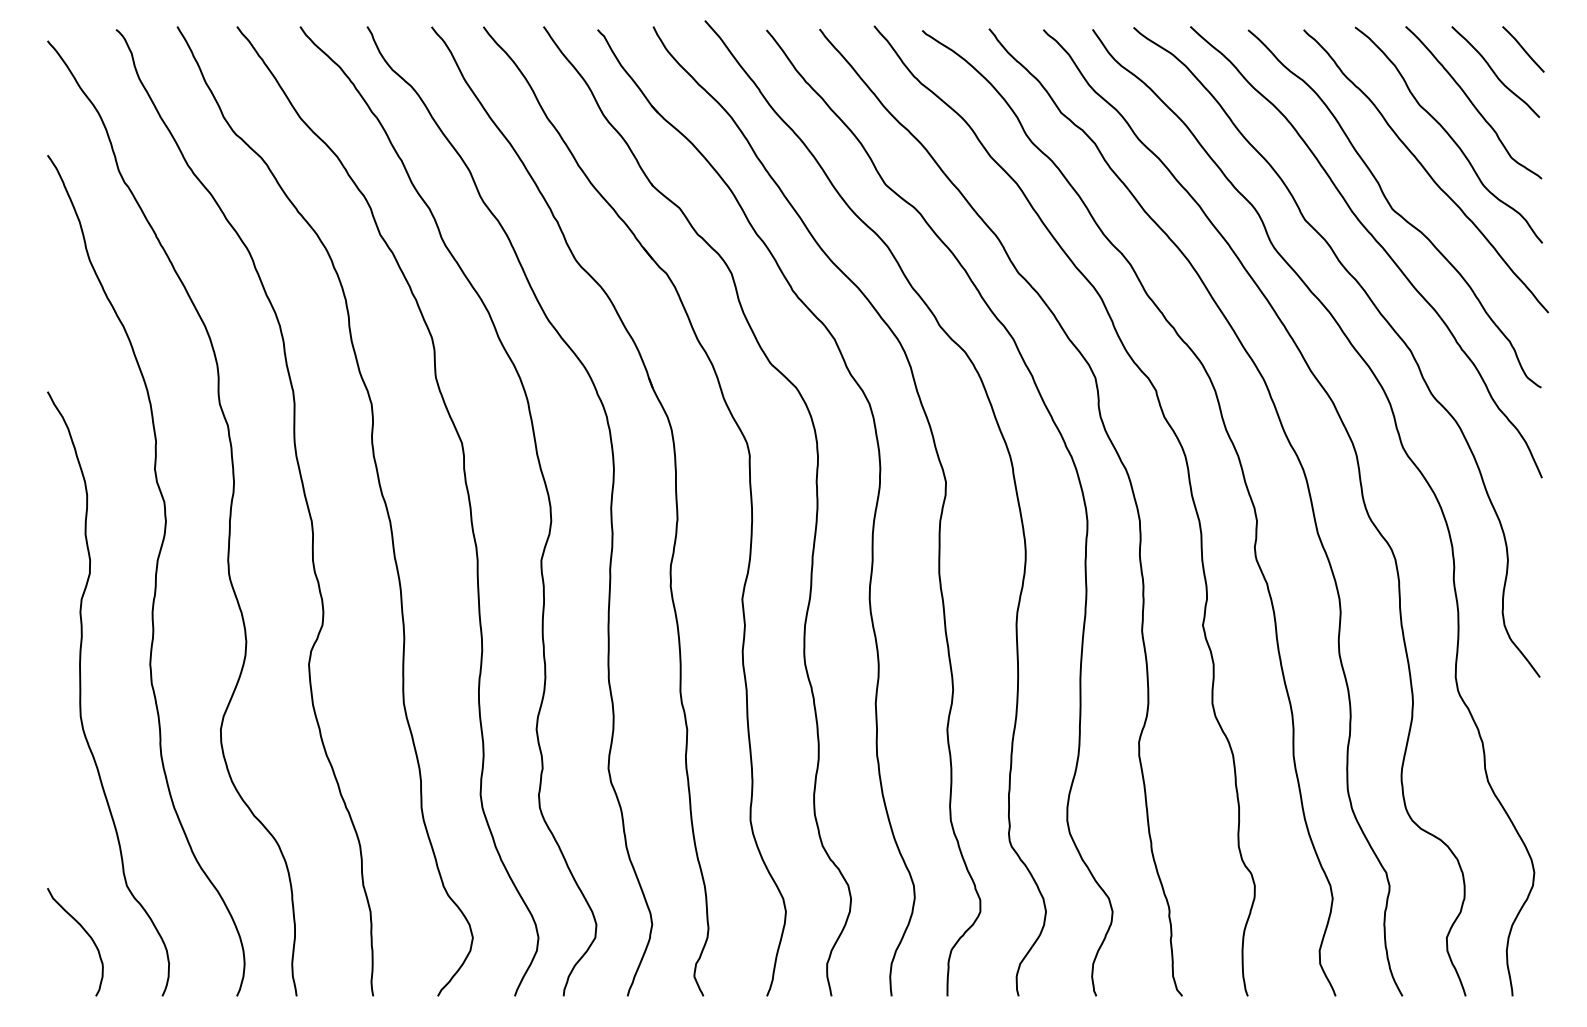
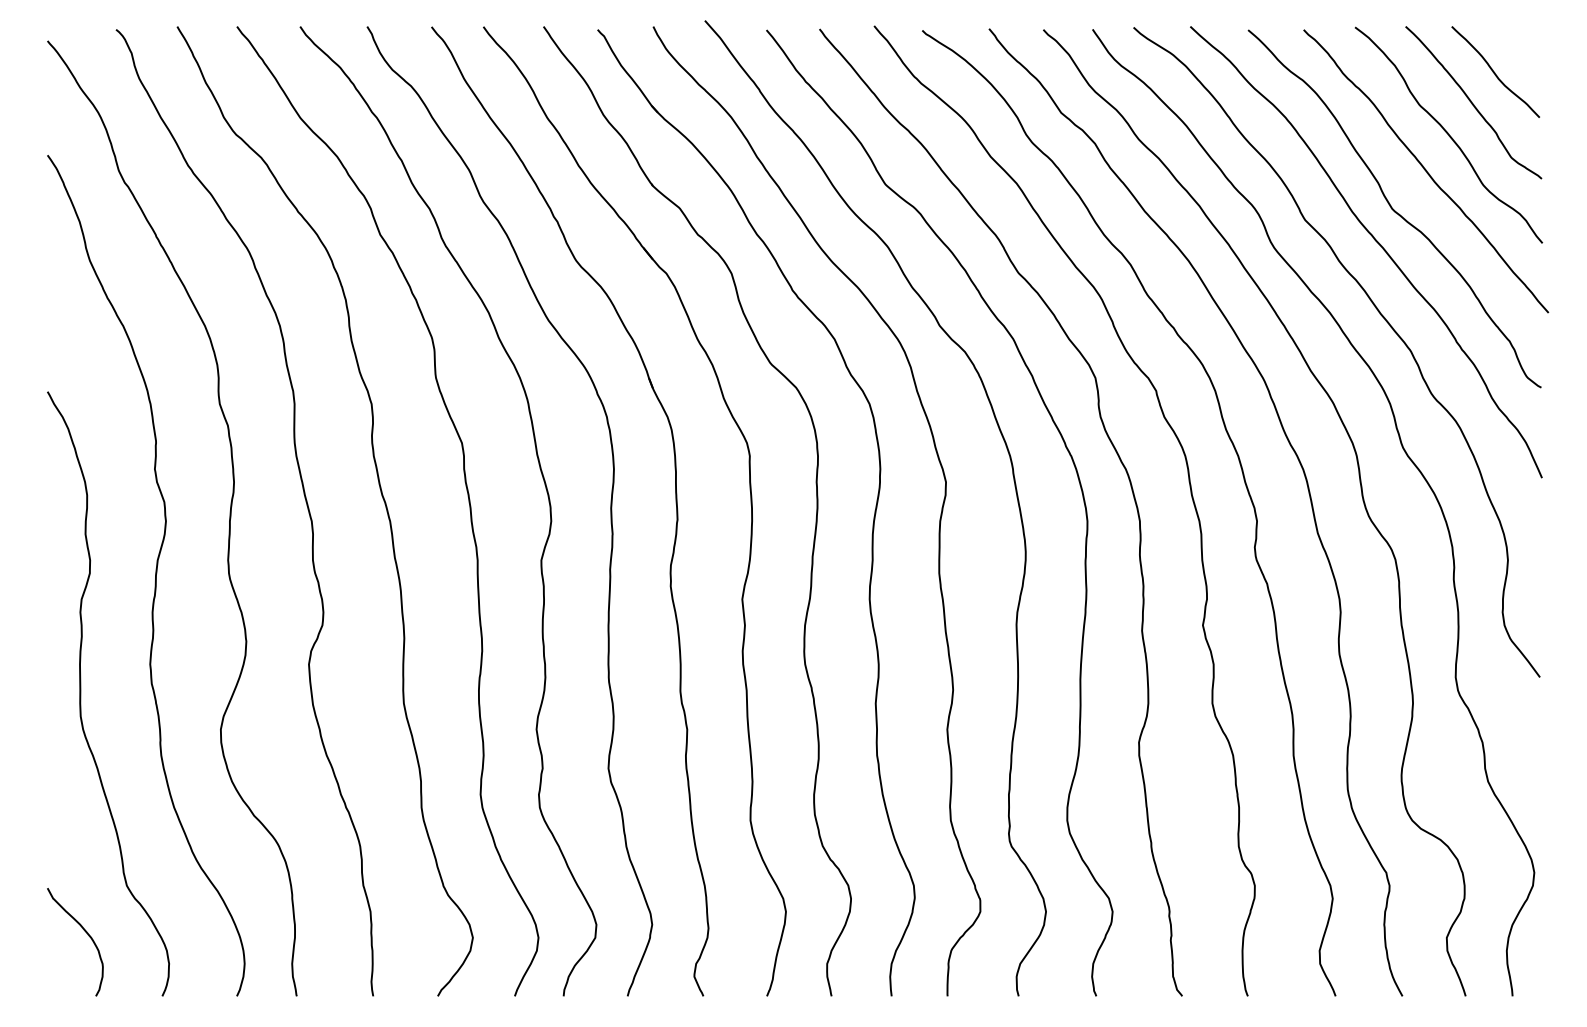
line: present -> none (1523, 49)
